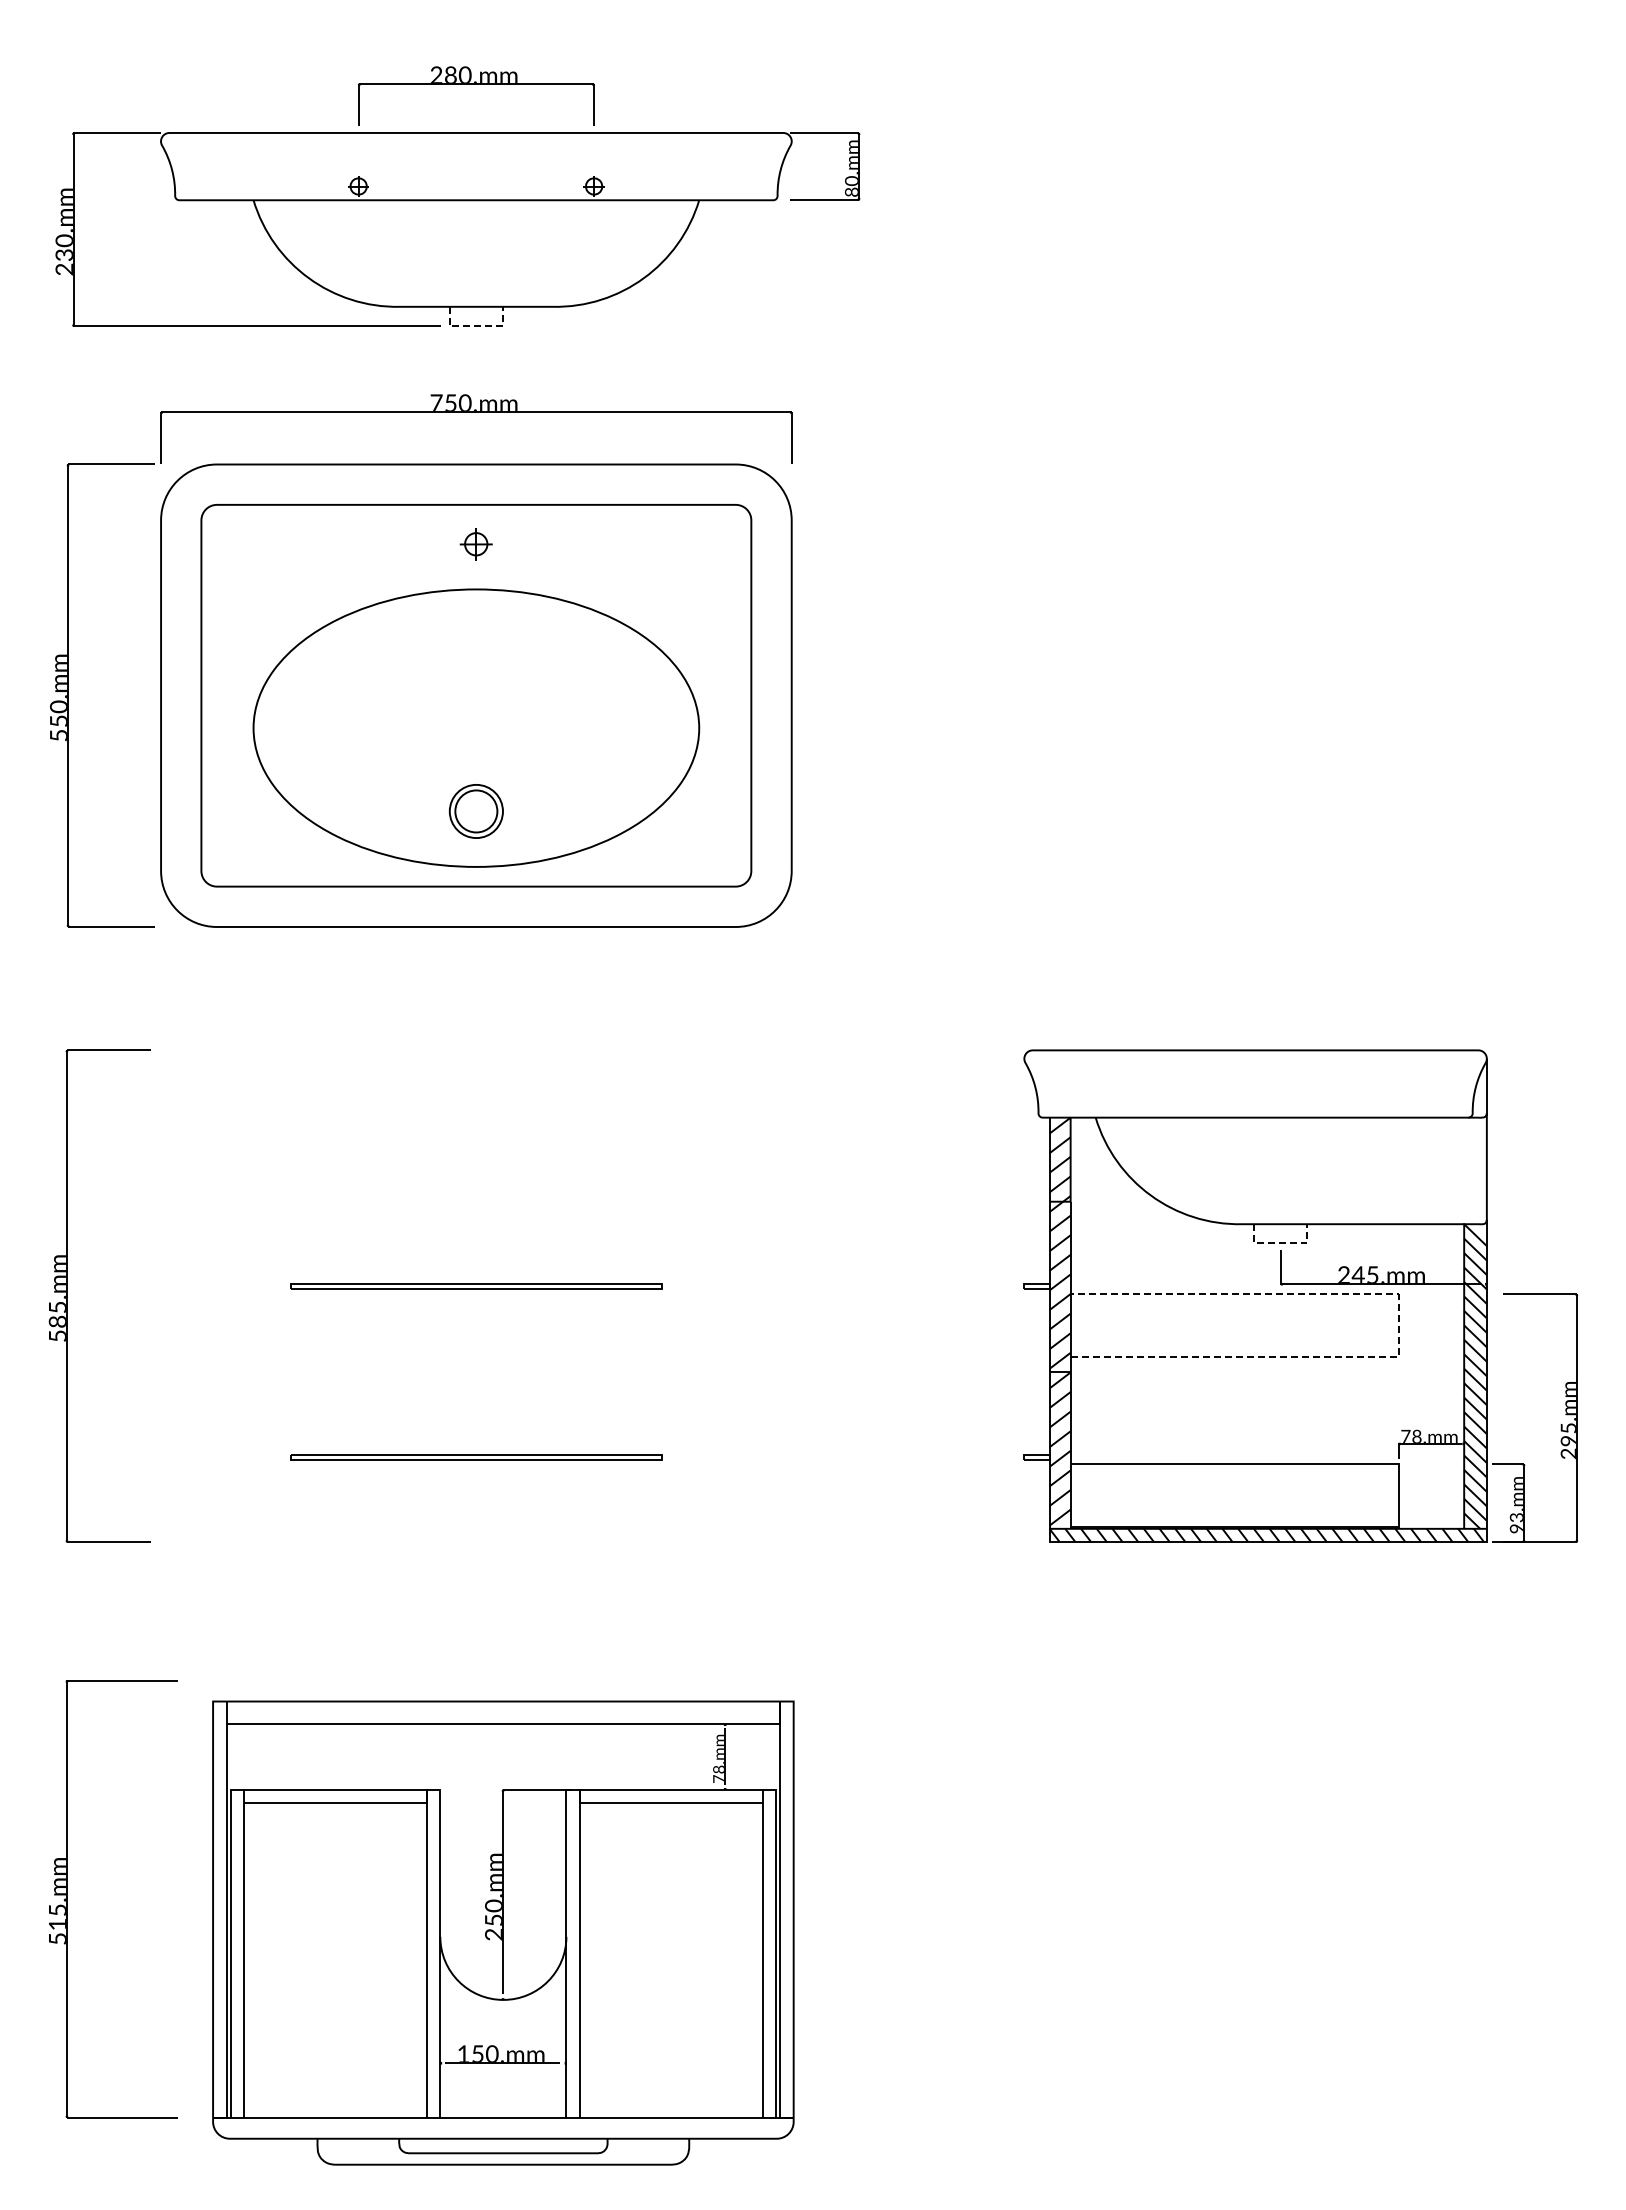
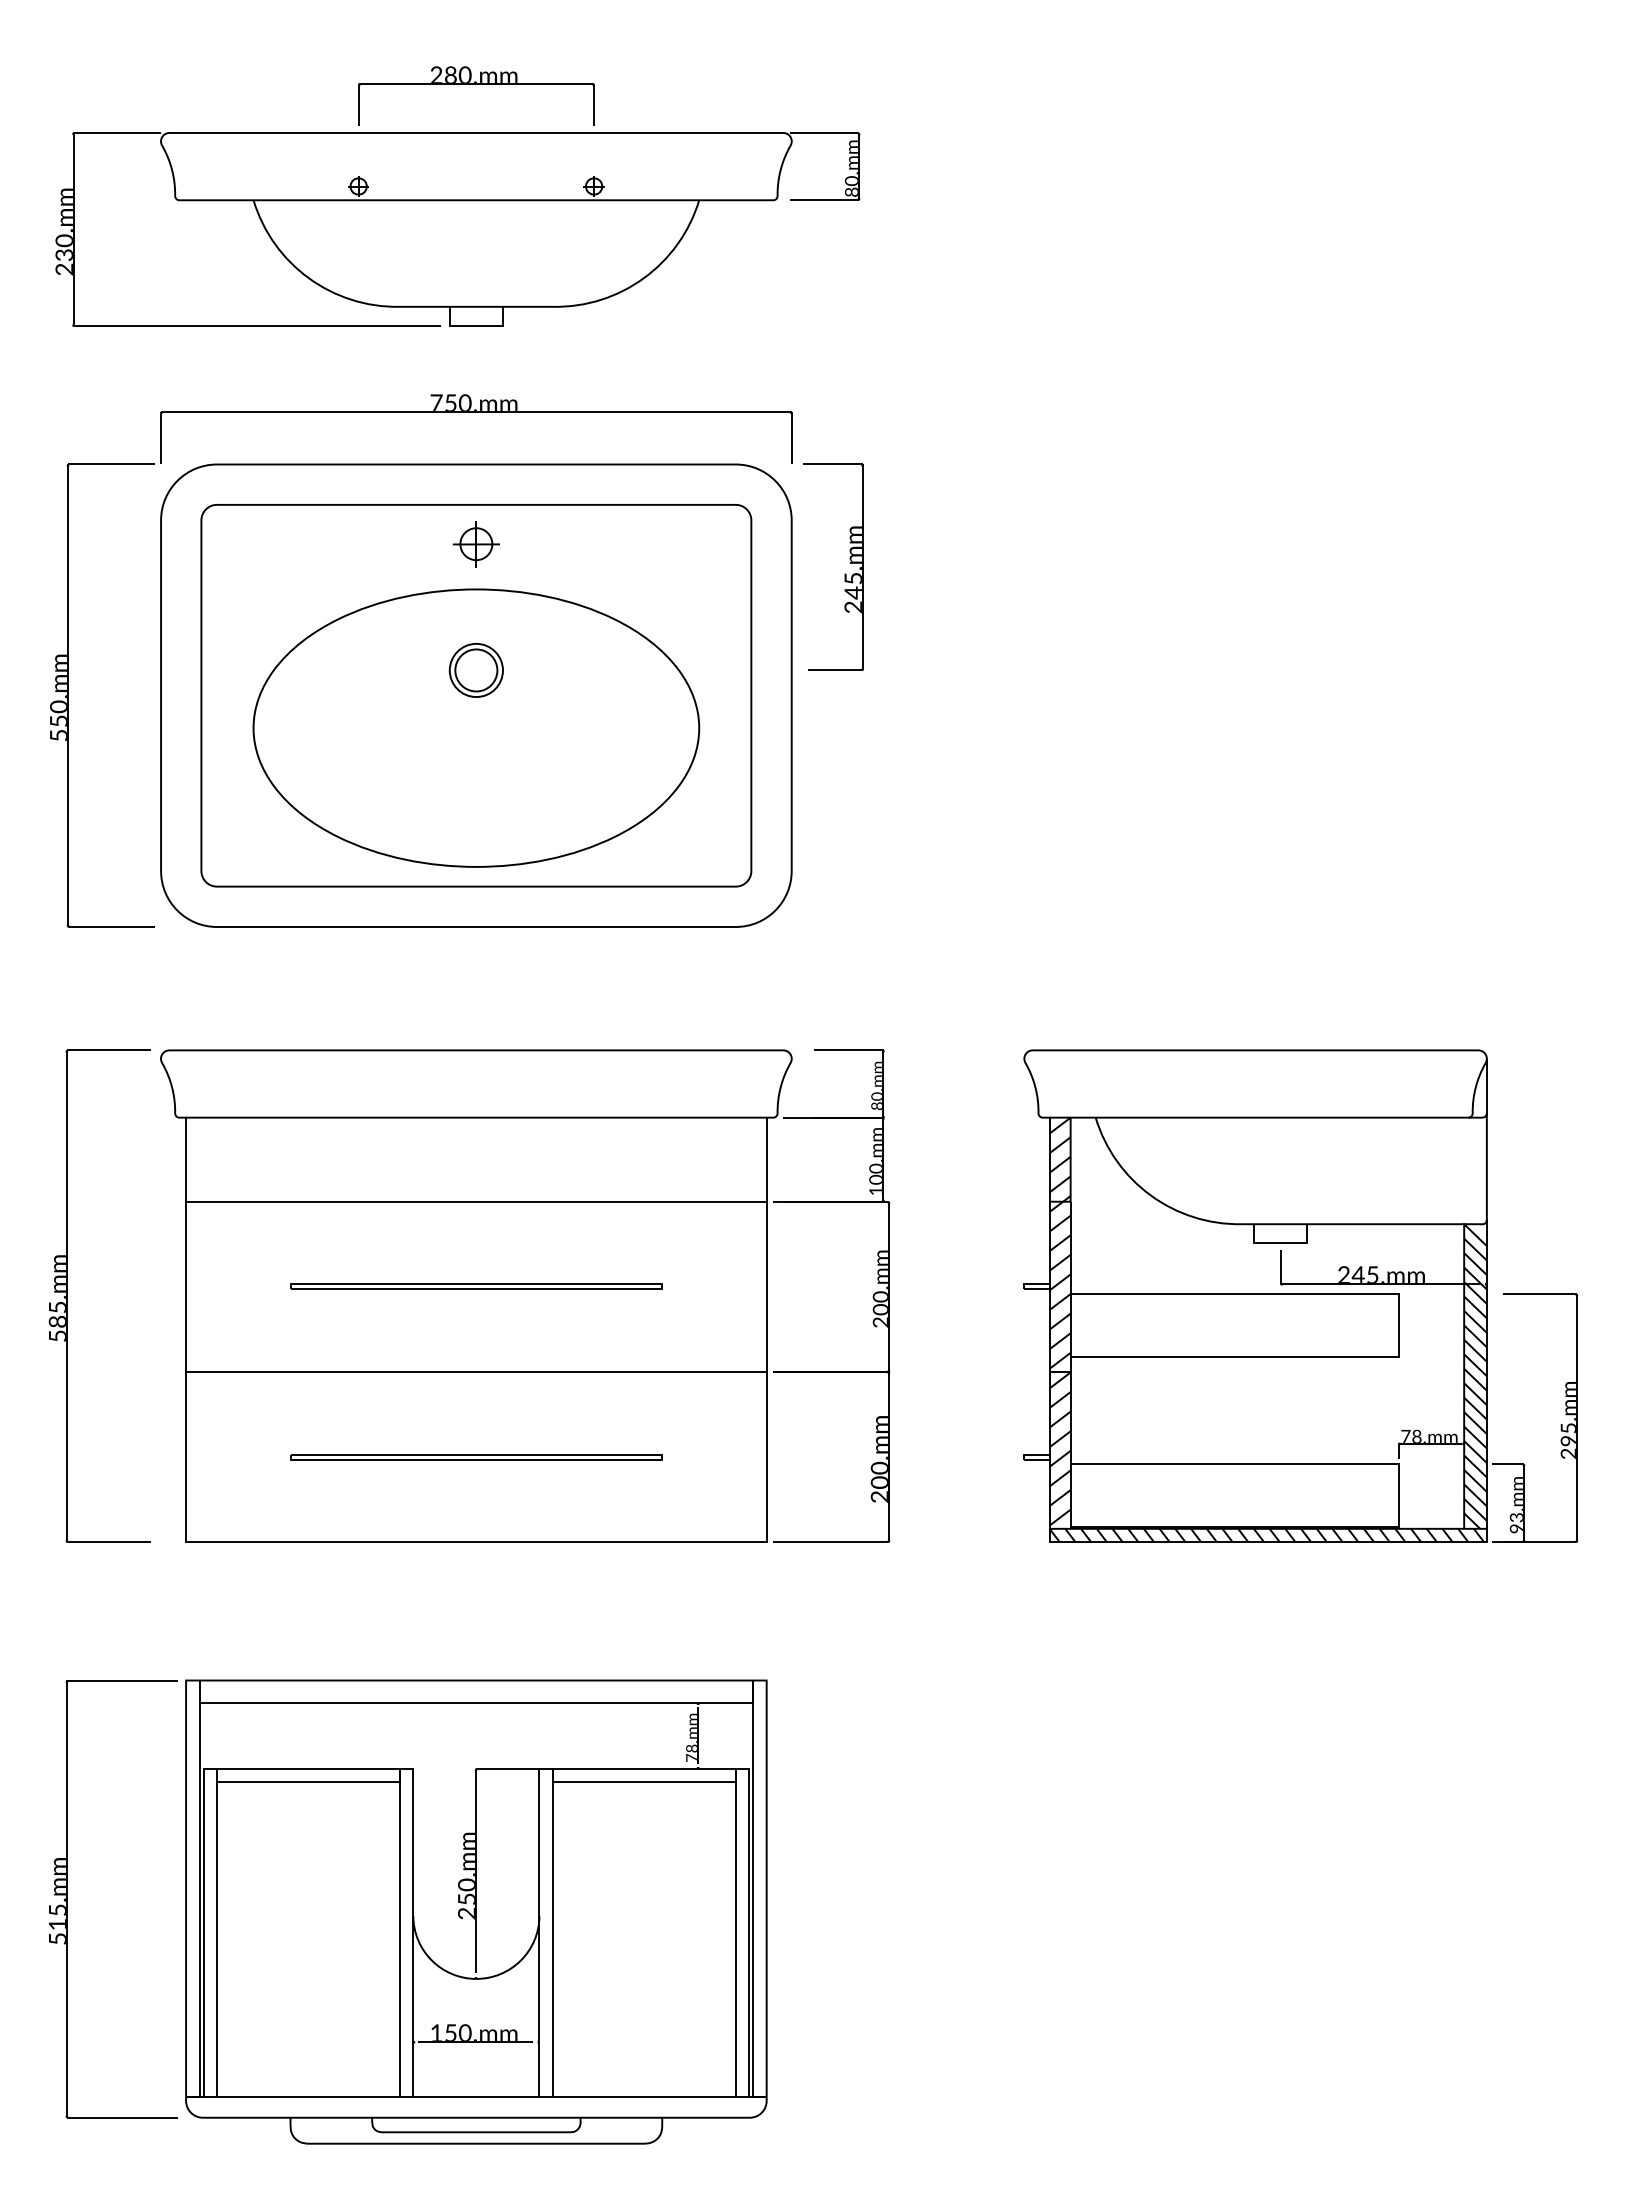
line: dashed -> solid (476, 326)
part size: 34x33 px -> 48x47 px (475, 544)
part: none -> present (844, 573)
part position: (475, 811) -> (475, 670) (475, 670)
line: dashed -> solid (1280, 1243)
part: none -> present (525, 1295)
line: dashed -> solid (1398, 1324)
part position: (503, 1932) -> (476, 1911) (476, 1911)
